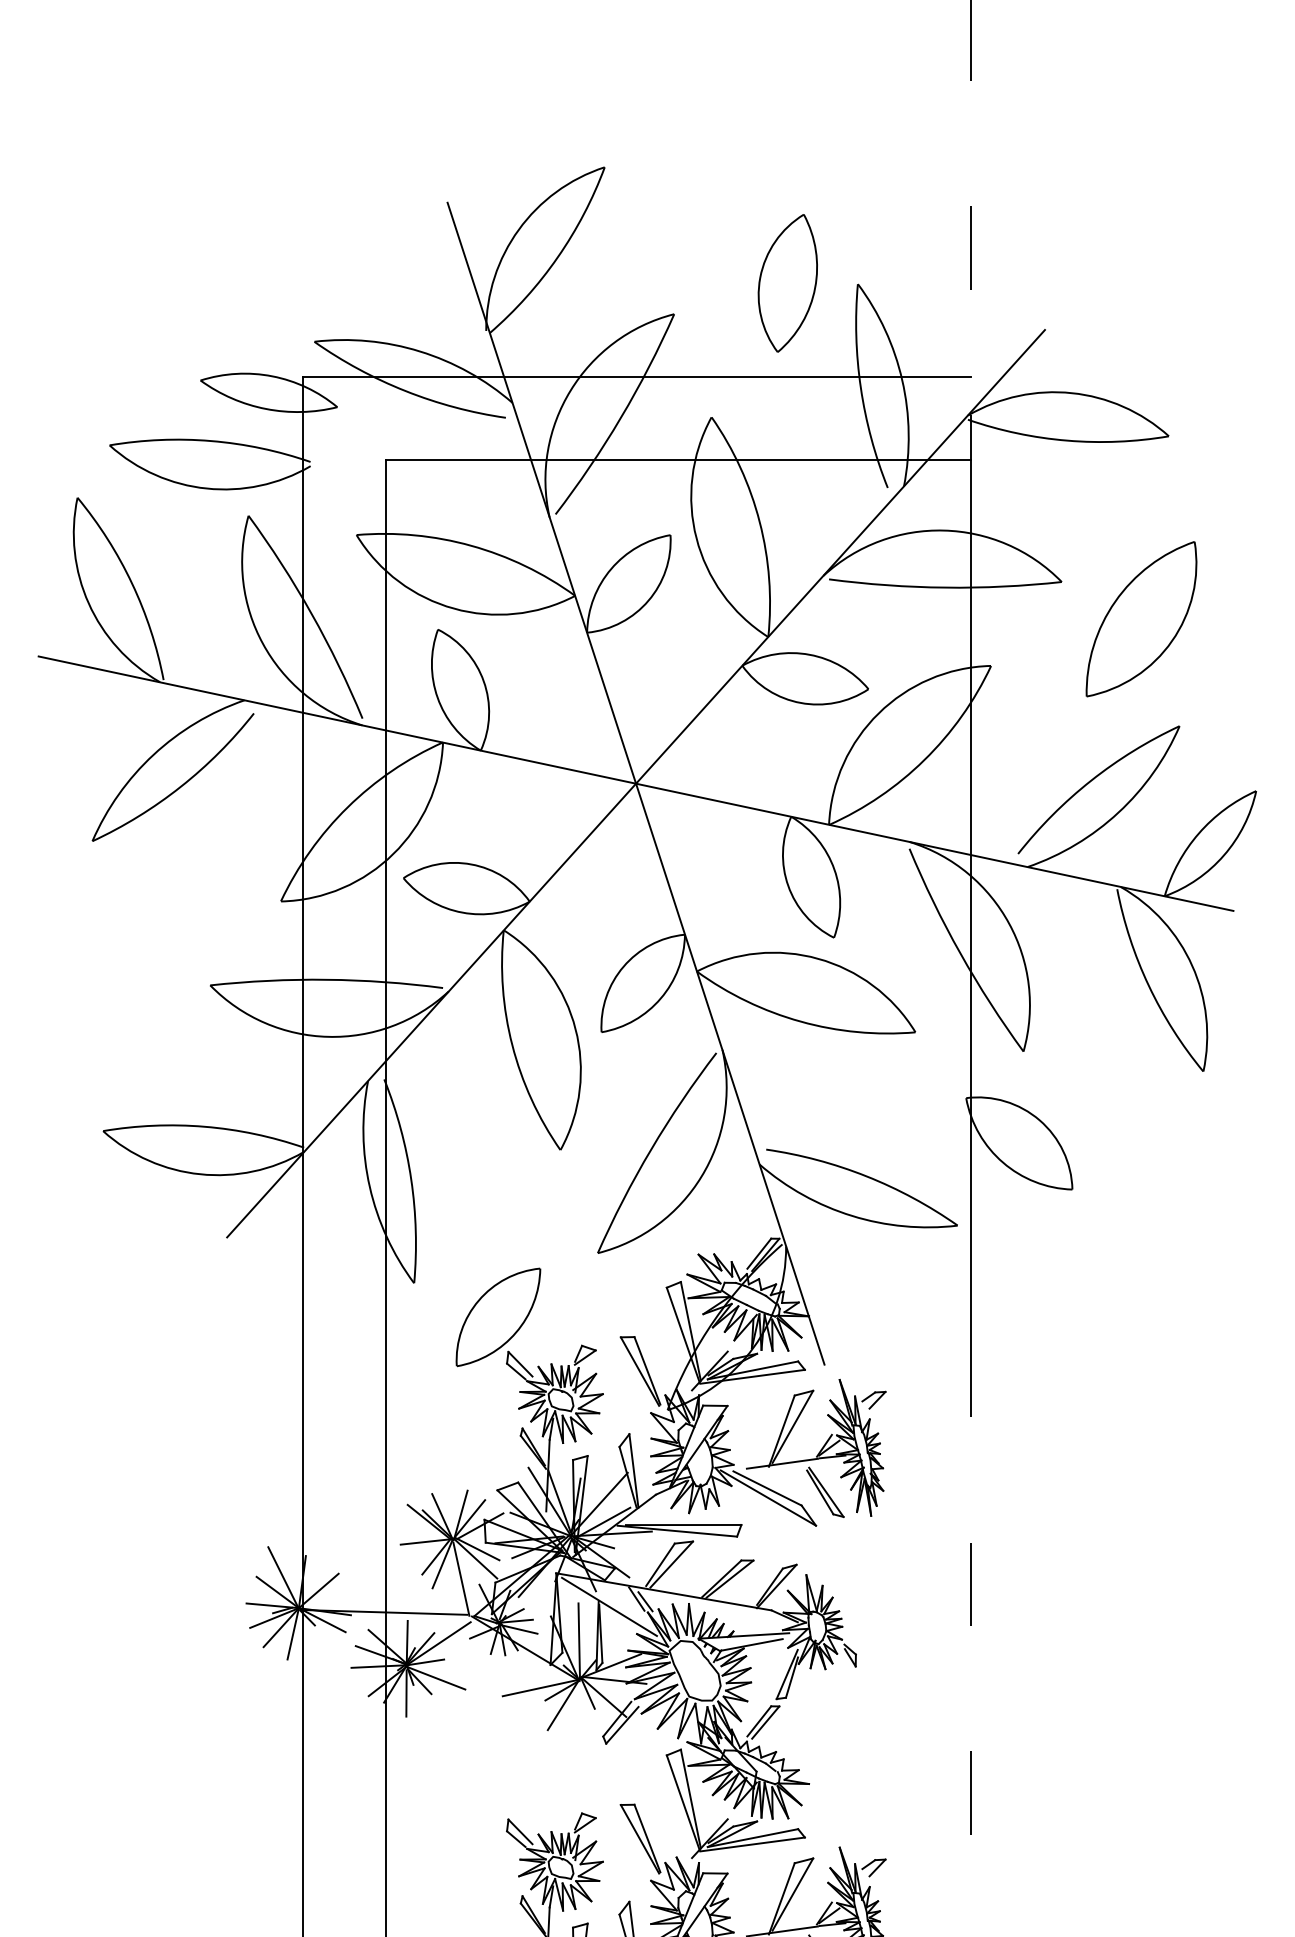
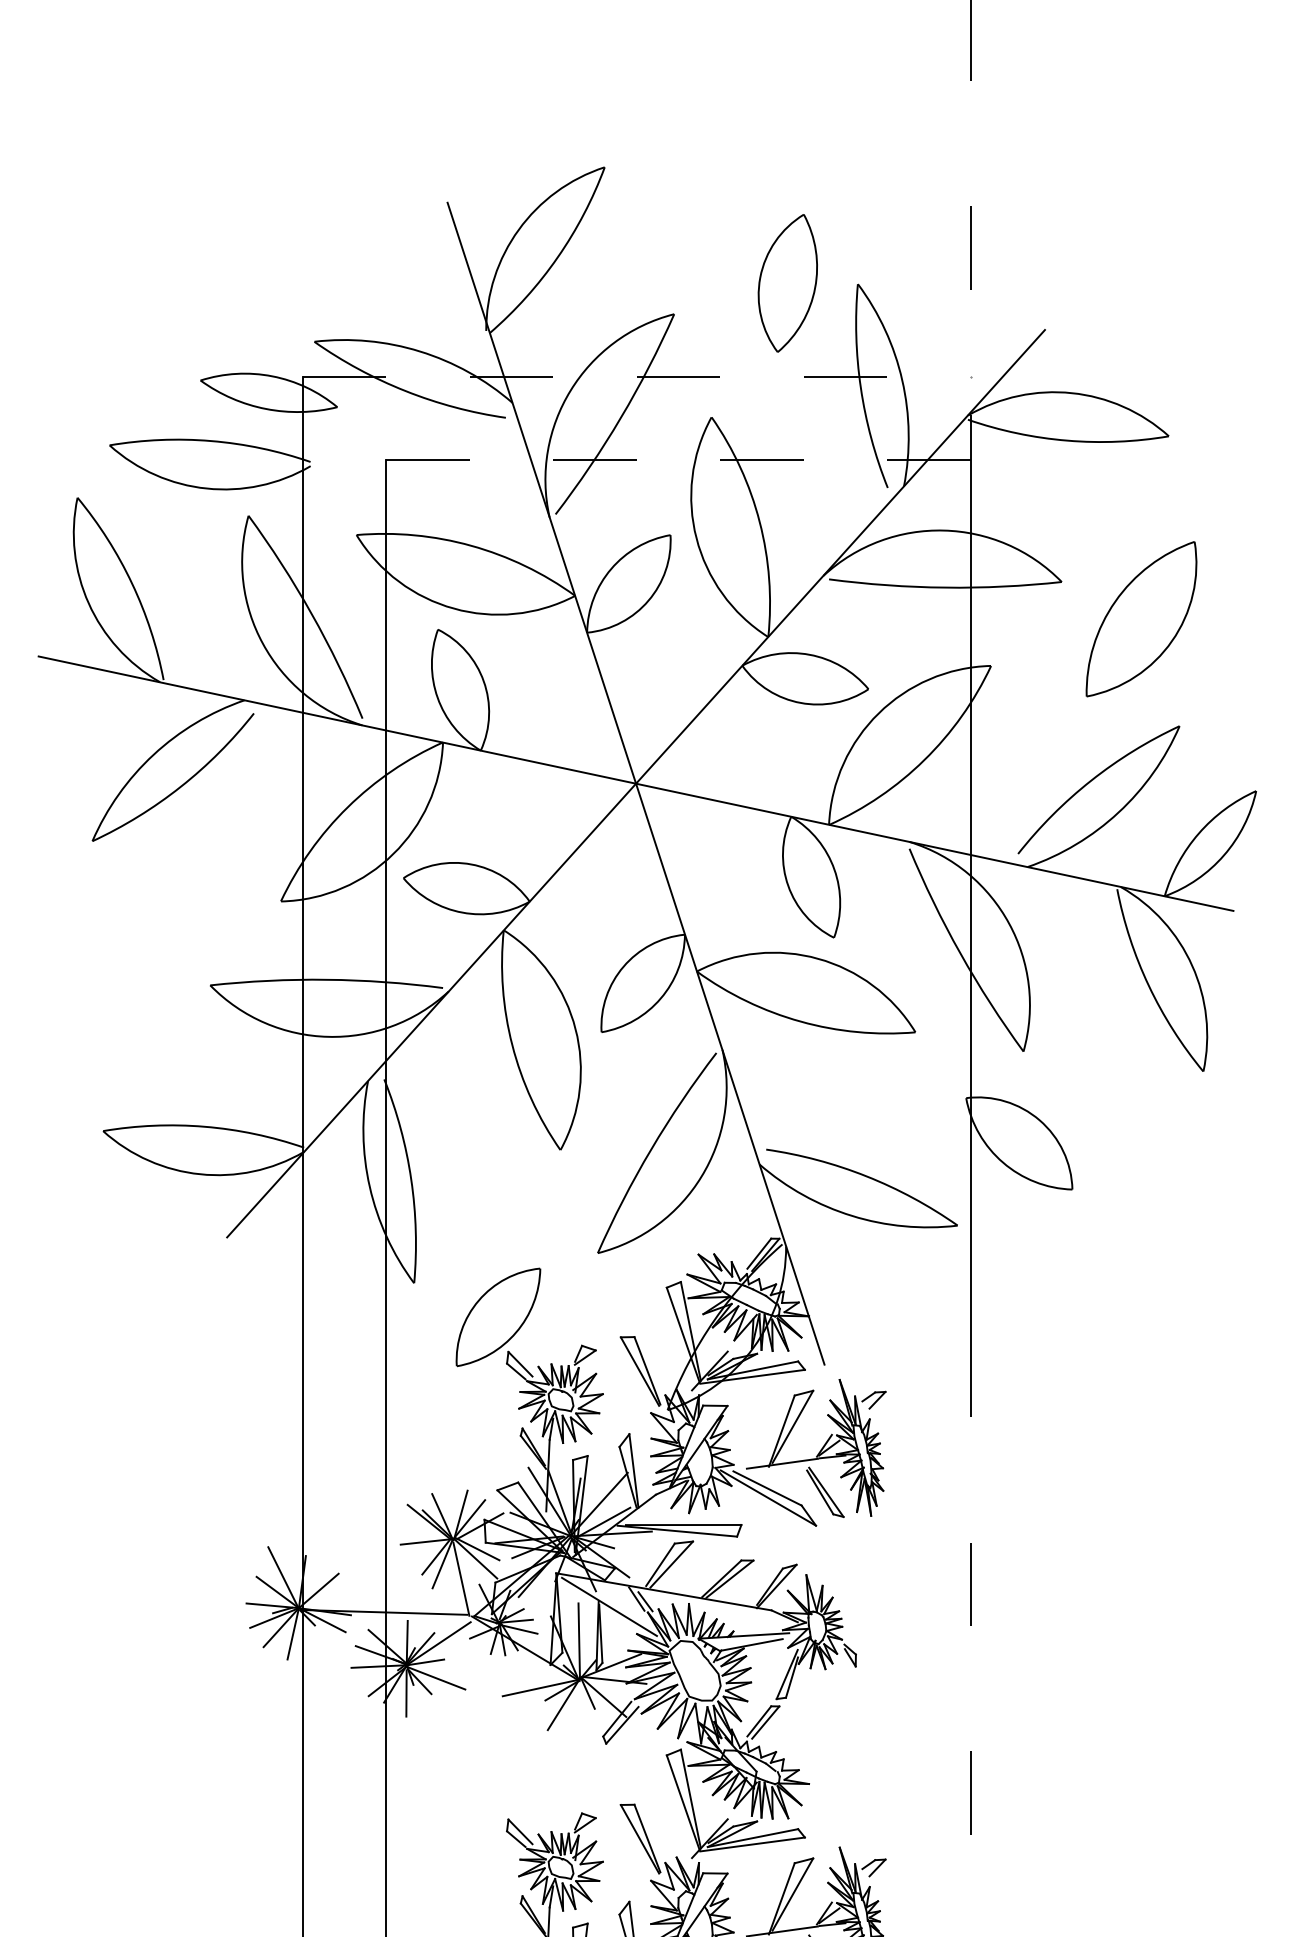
line: solid -> dashed (637, 376)
line: solid -> dashed (678, 460)
